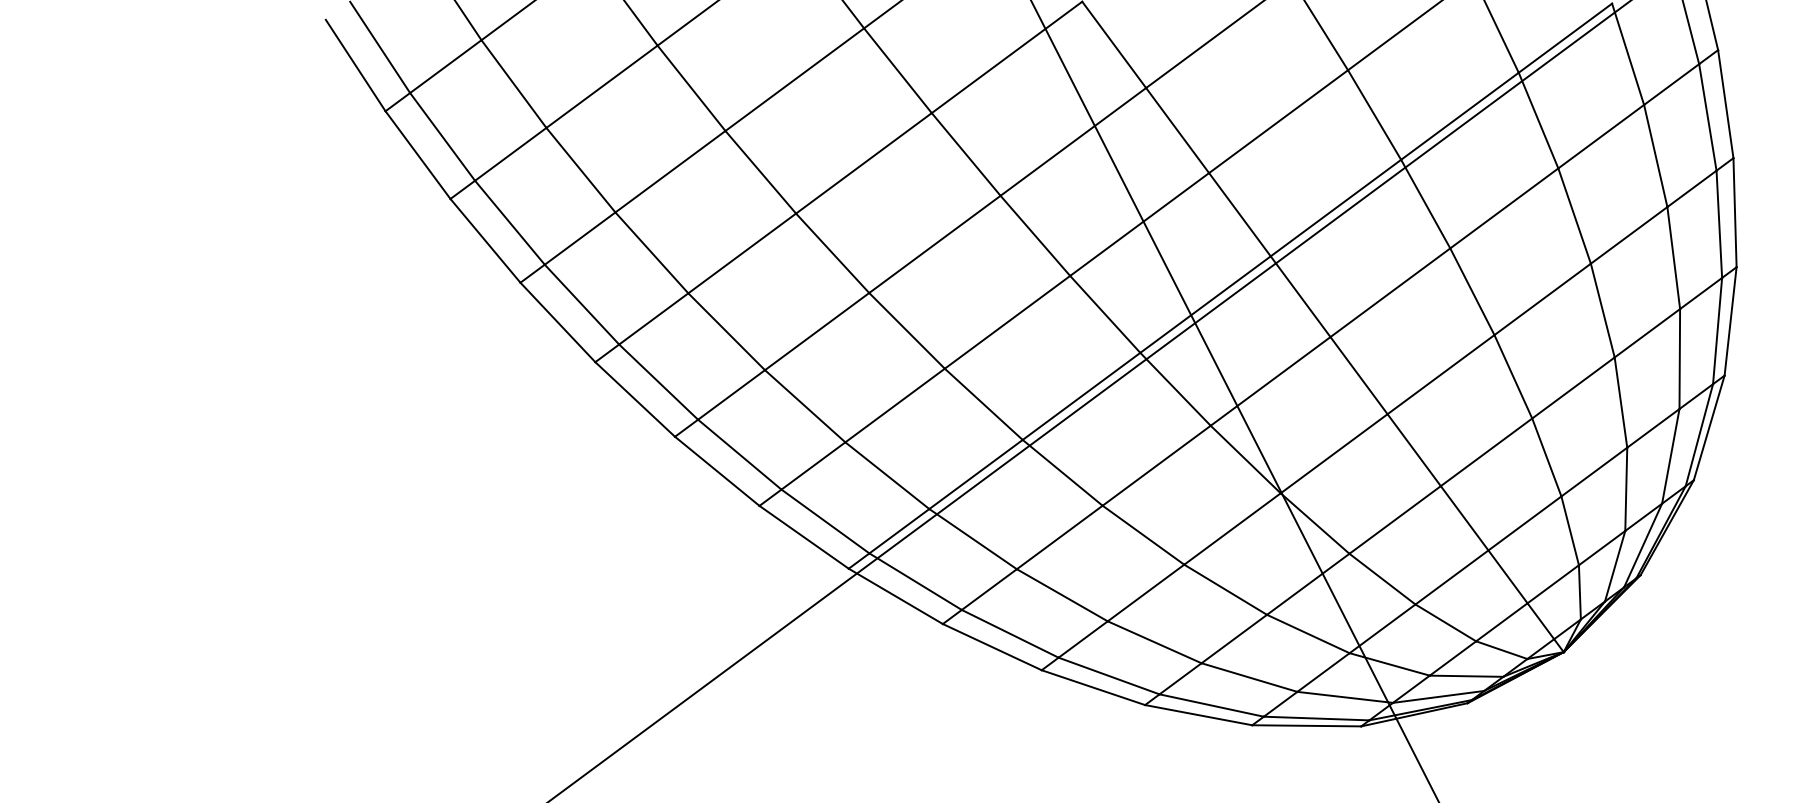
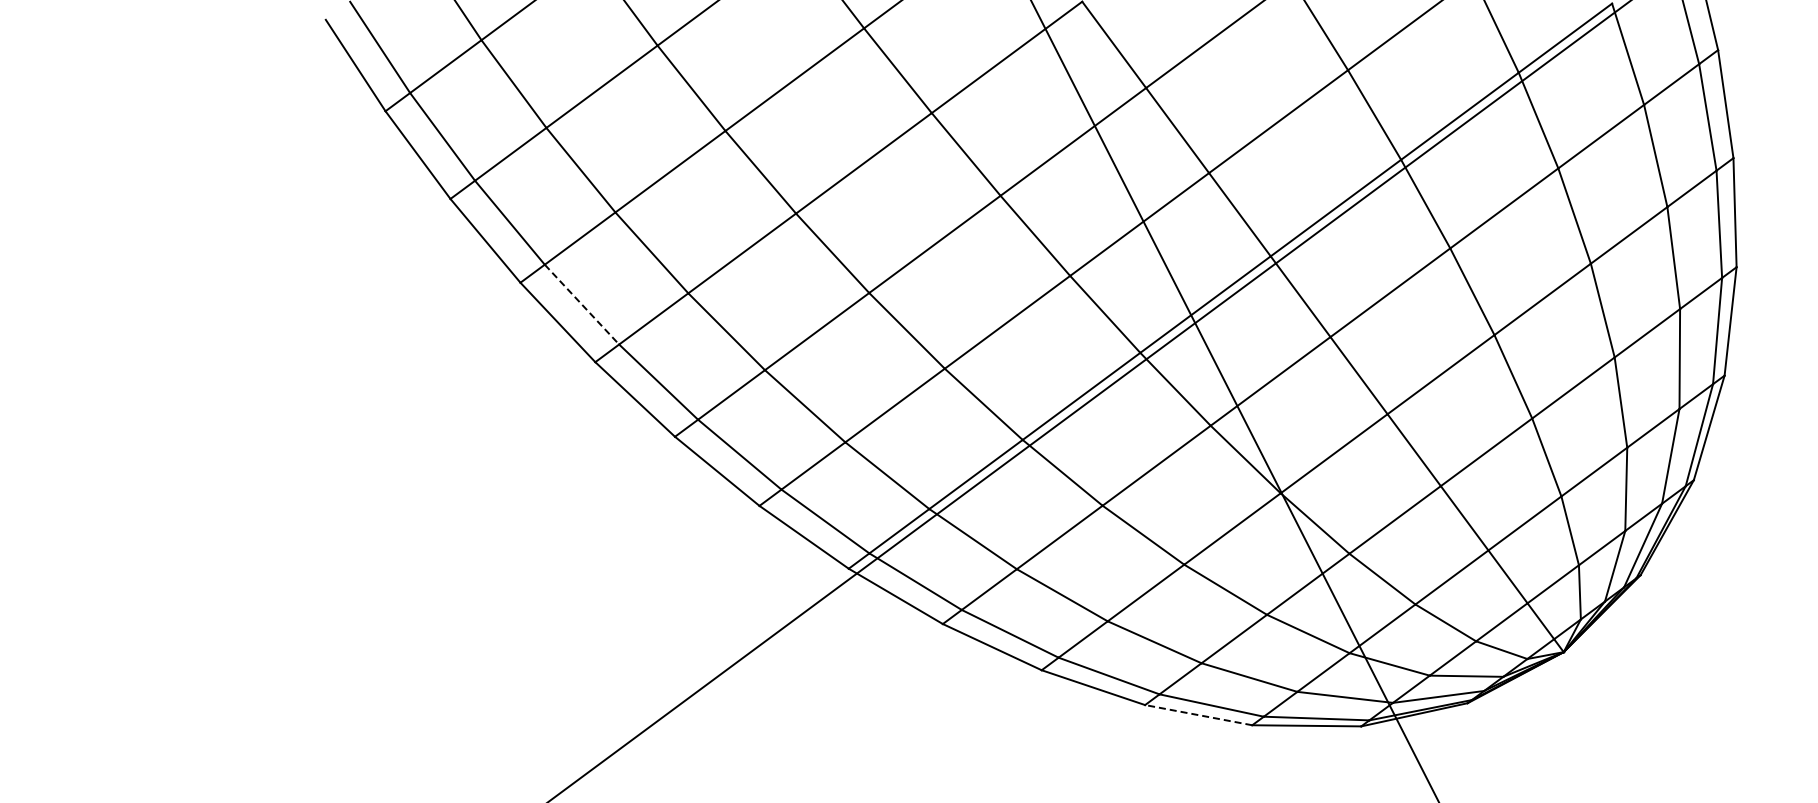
line: solid -> dashed (581, 304)
line: solid -> dashed (1198, 715)
